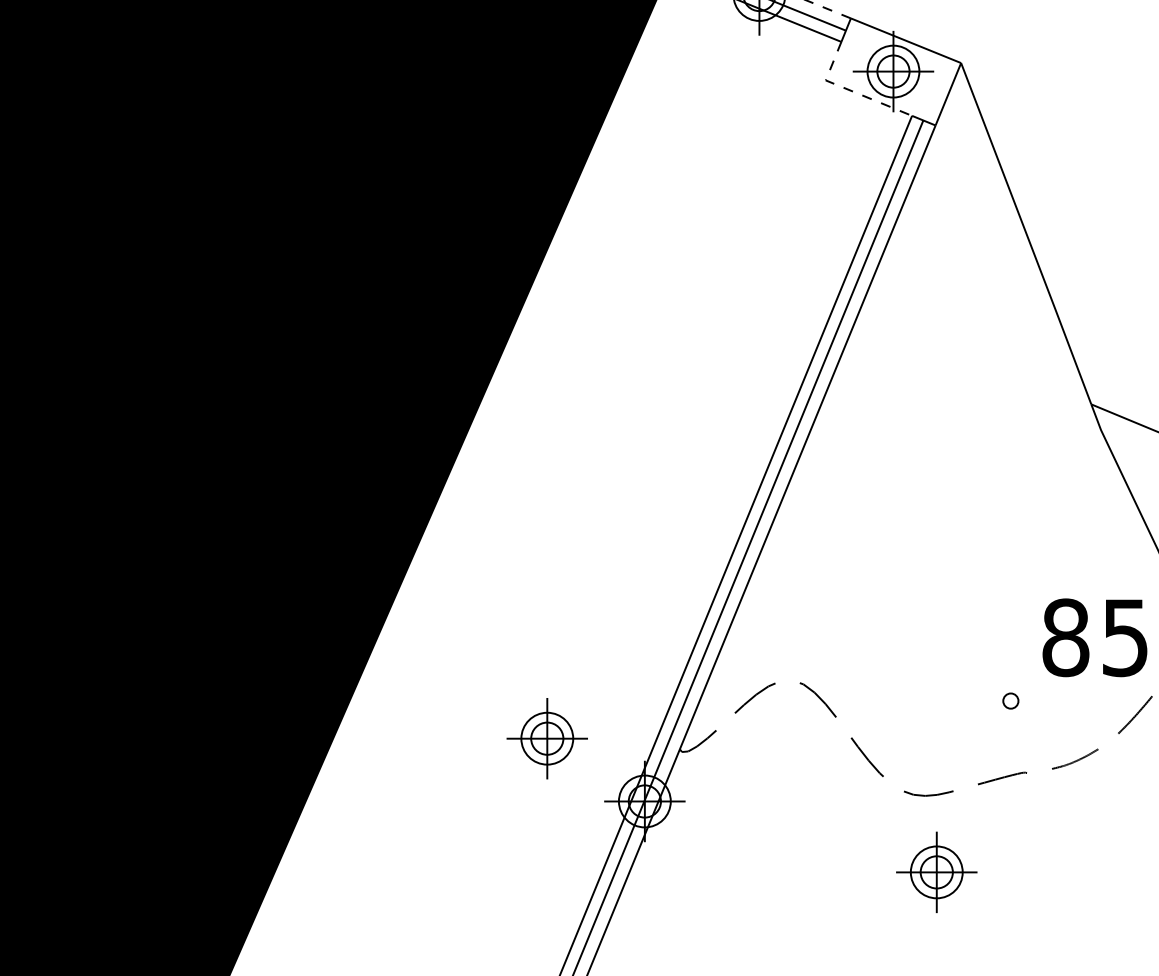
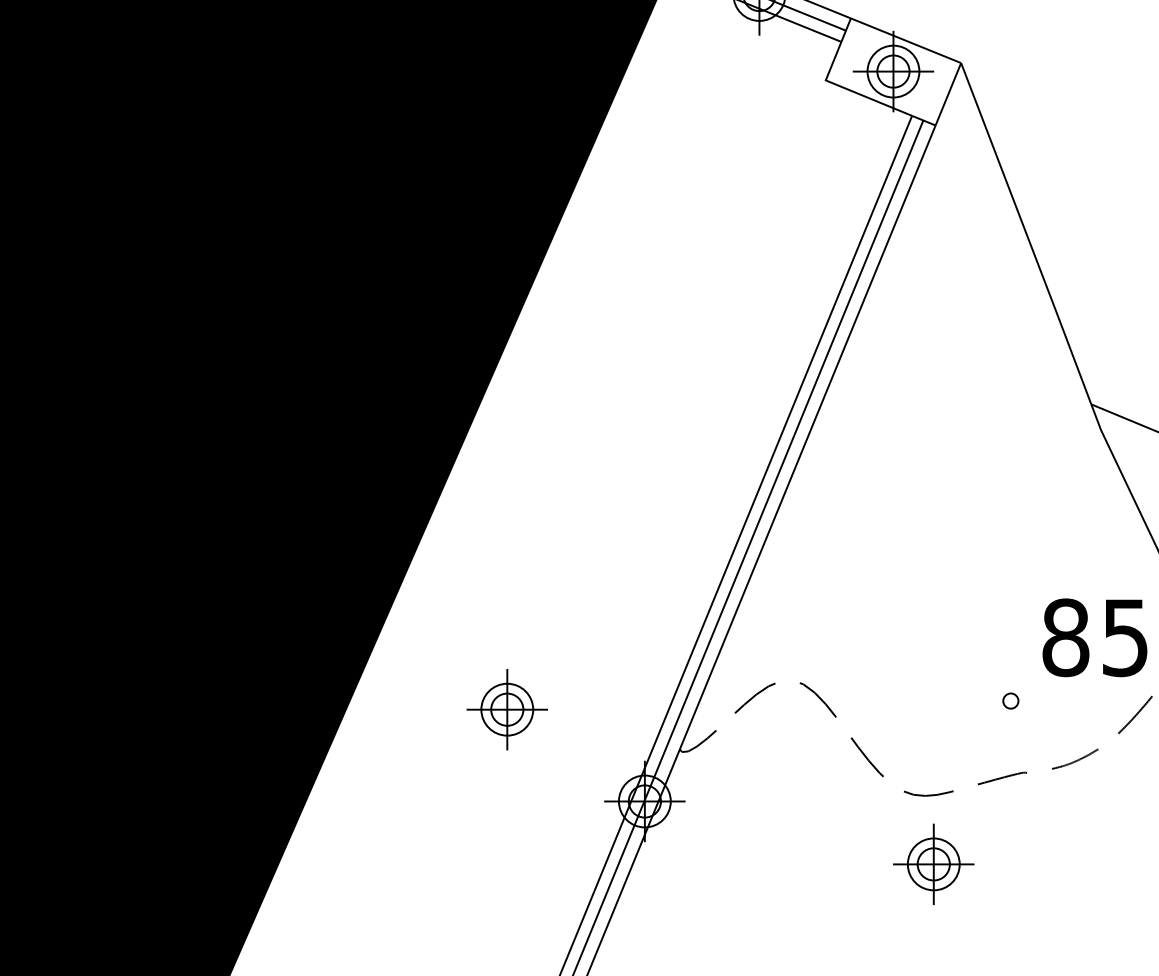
line: dashed -> solid (827, 9)
line: dashed -> solid (849, 90)
part position: (546, 738) -> (506, 709) (506, 709)
part position: (936, 871) -> (933, 863) (933, 863)
